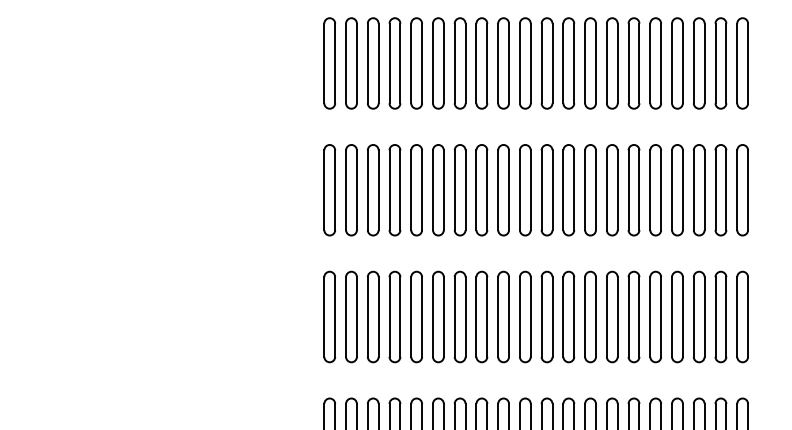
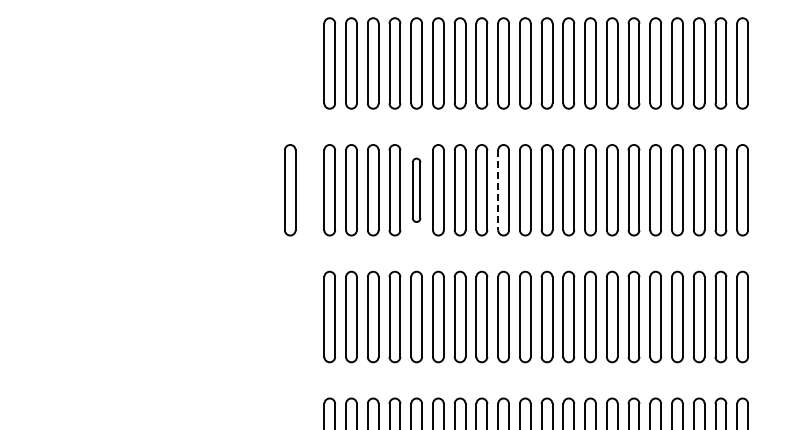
part: none -> present (290, 190)
part size: 13x93 px -> 10x66 px (416, 189)
line: solid -> dashed (498, 190)
